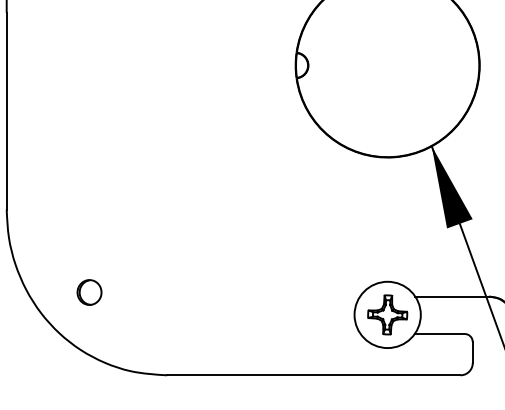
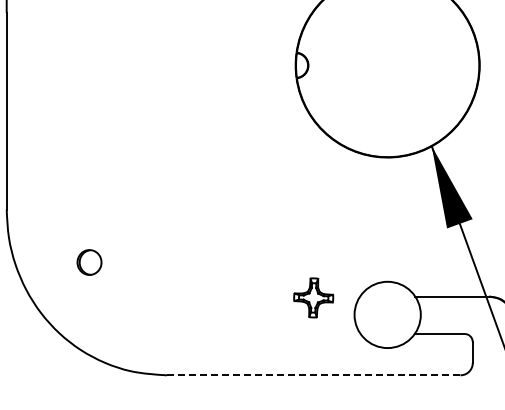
part position: (89, 292) -> (89, 262) (89, 262)
part position: (387, 314) -> (313, 297) (313, 297)
line: solid -> dashed (313, 375)
